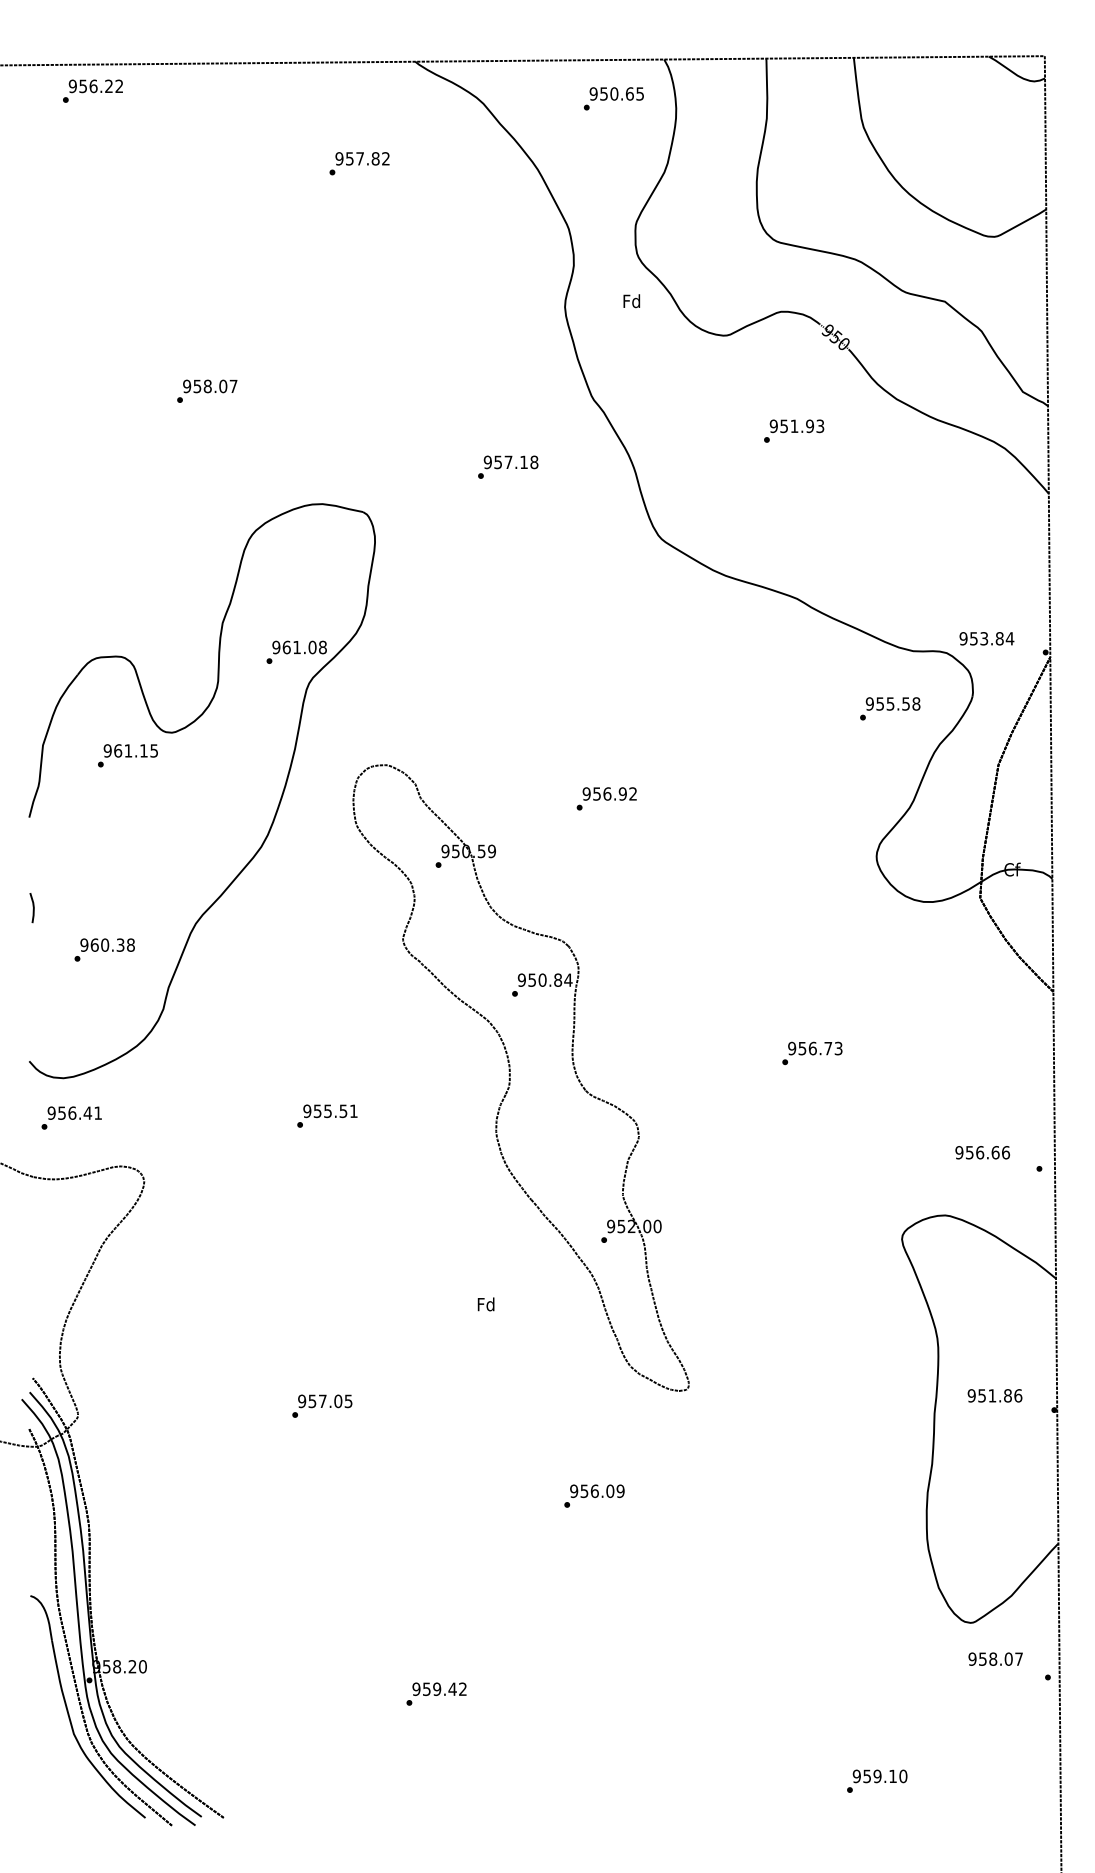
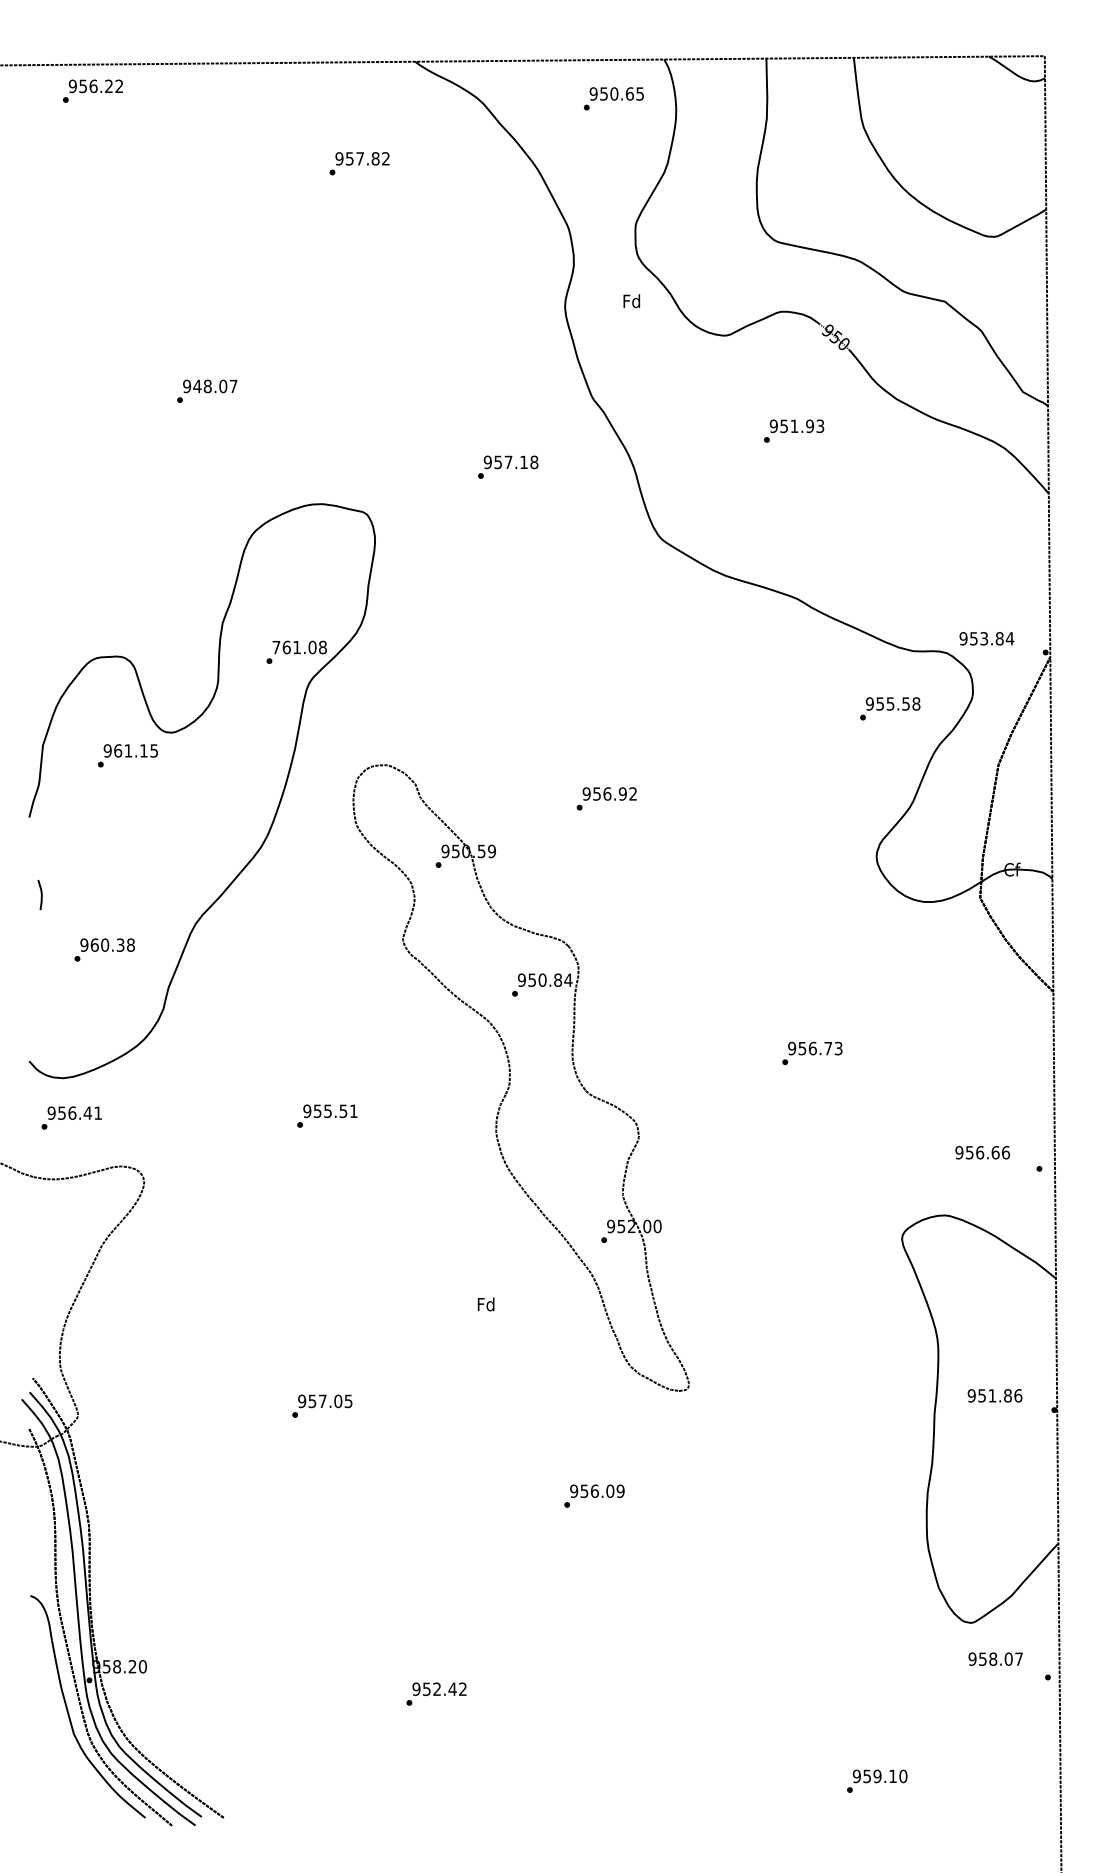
text: 958.07 -> 948.07 (197, 386)
text: 961.08 -> 761.08 (276, 647)
line position: (32, 909) -> (40, 896) (40, 896)
text: 959.42 -> 952.42 (437, 1688)
